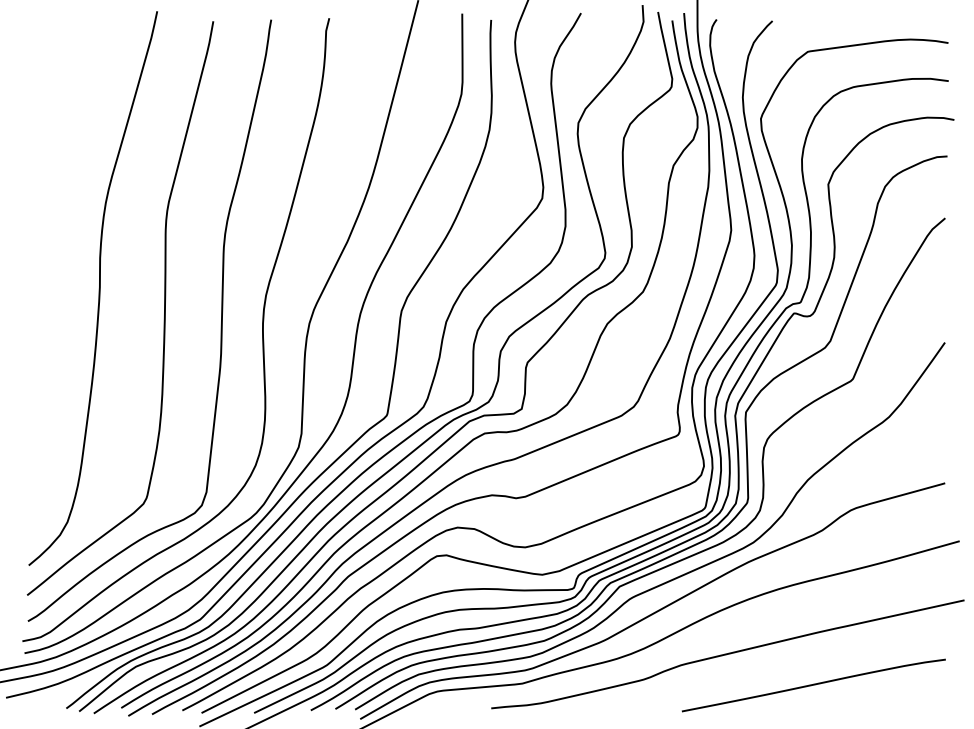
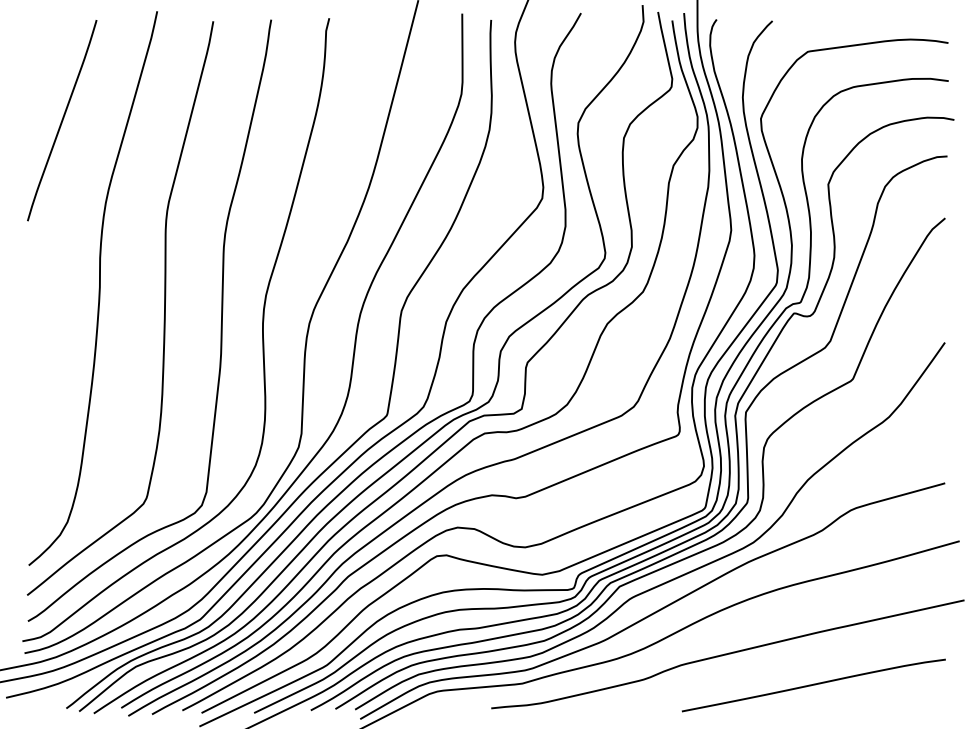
curve: none -> present (62, 120)
